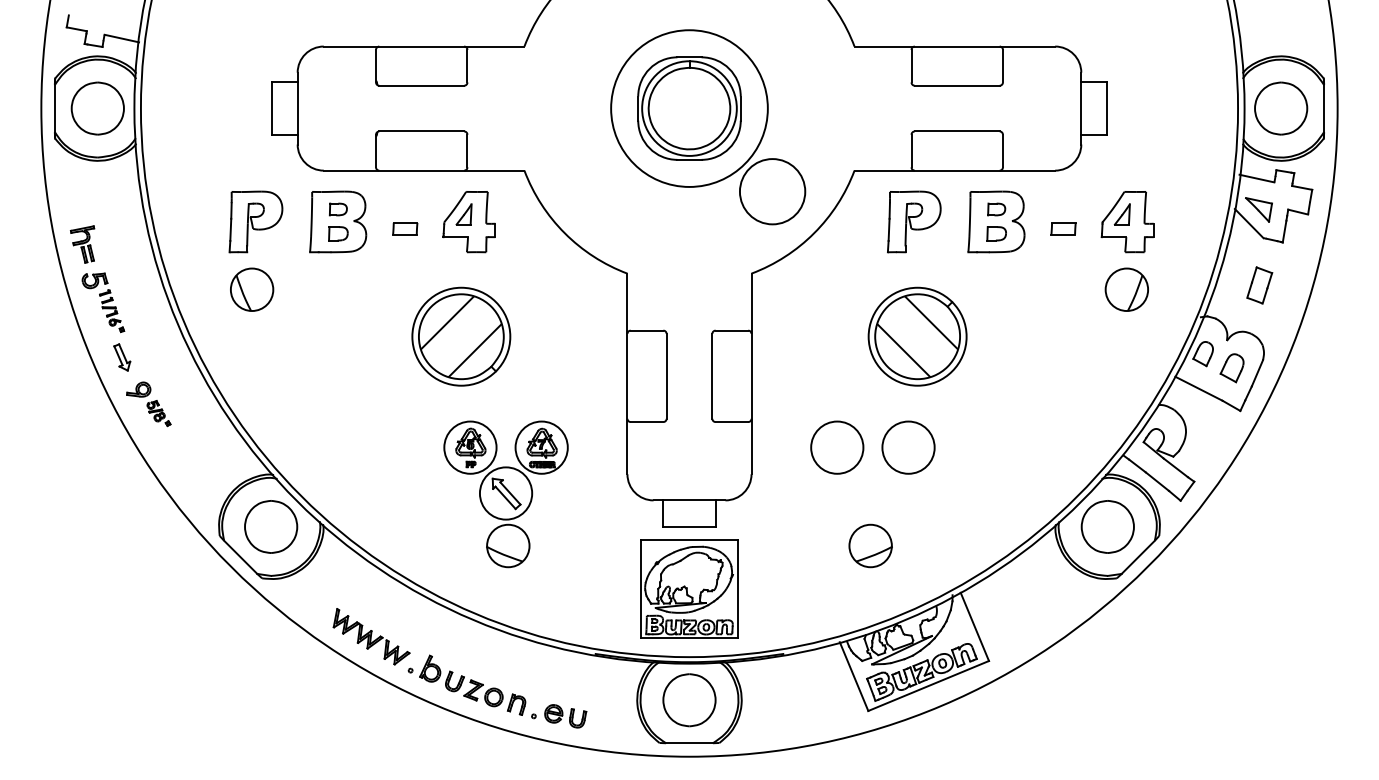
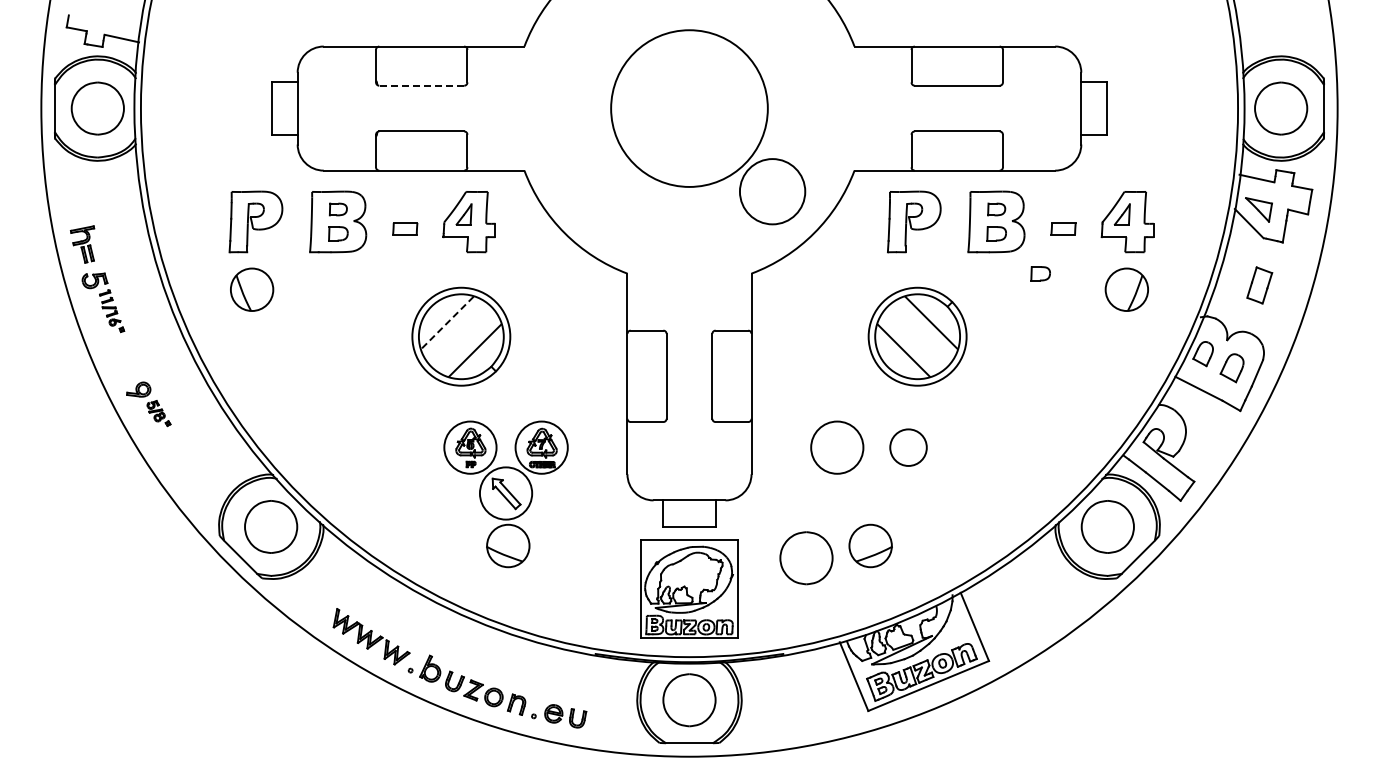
line: solid -> dashed (421, 85)
part: present -> none (689, 108)
part: none -> present (1040, 273)
line: solid -> dashed (447, 323)
part: present -> none (122, 357)
circle diameter: 52 px -> 37 px (908, 447)
part: none -> present (806, 558)
